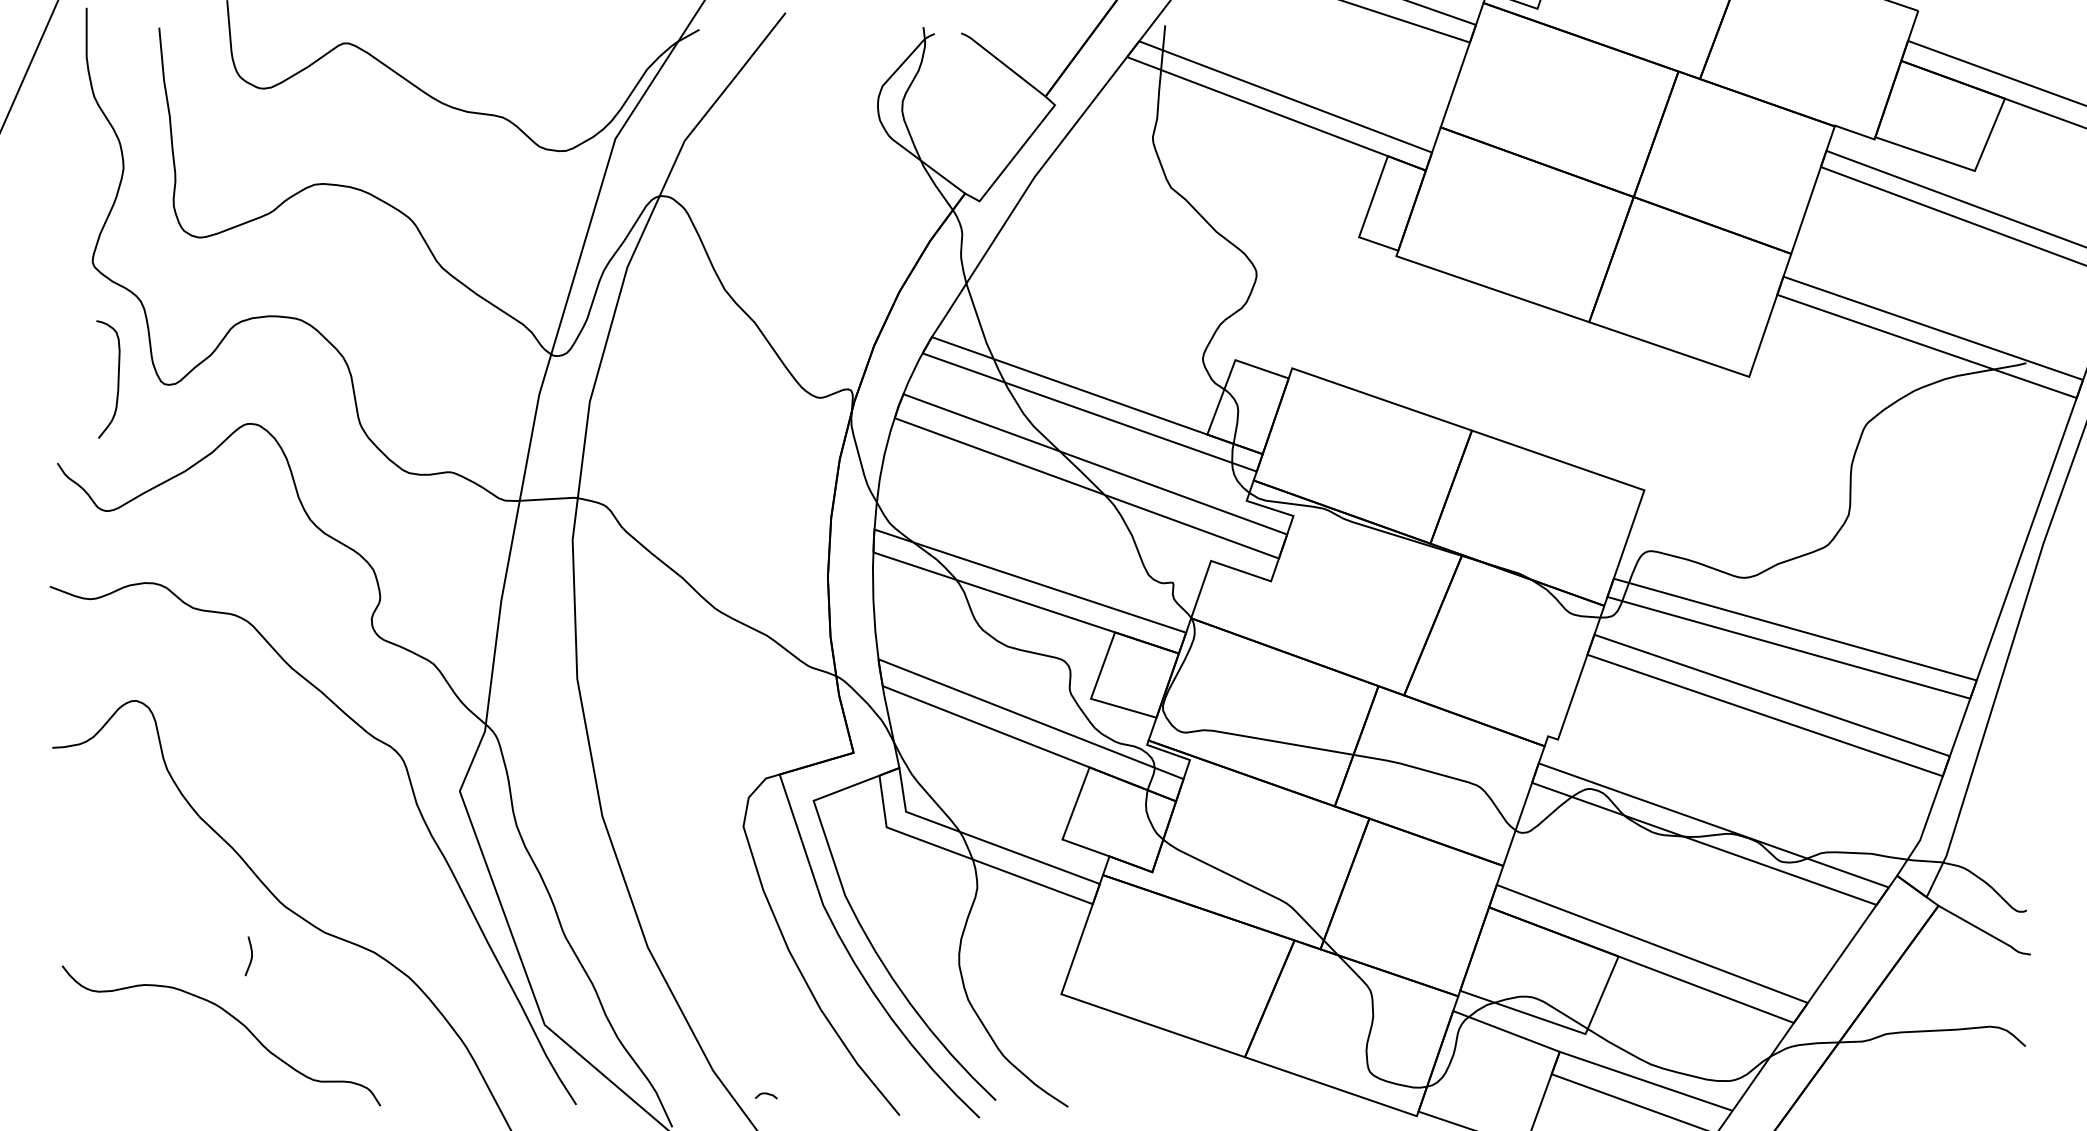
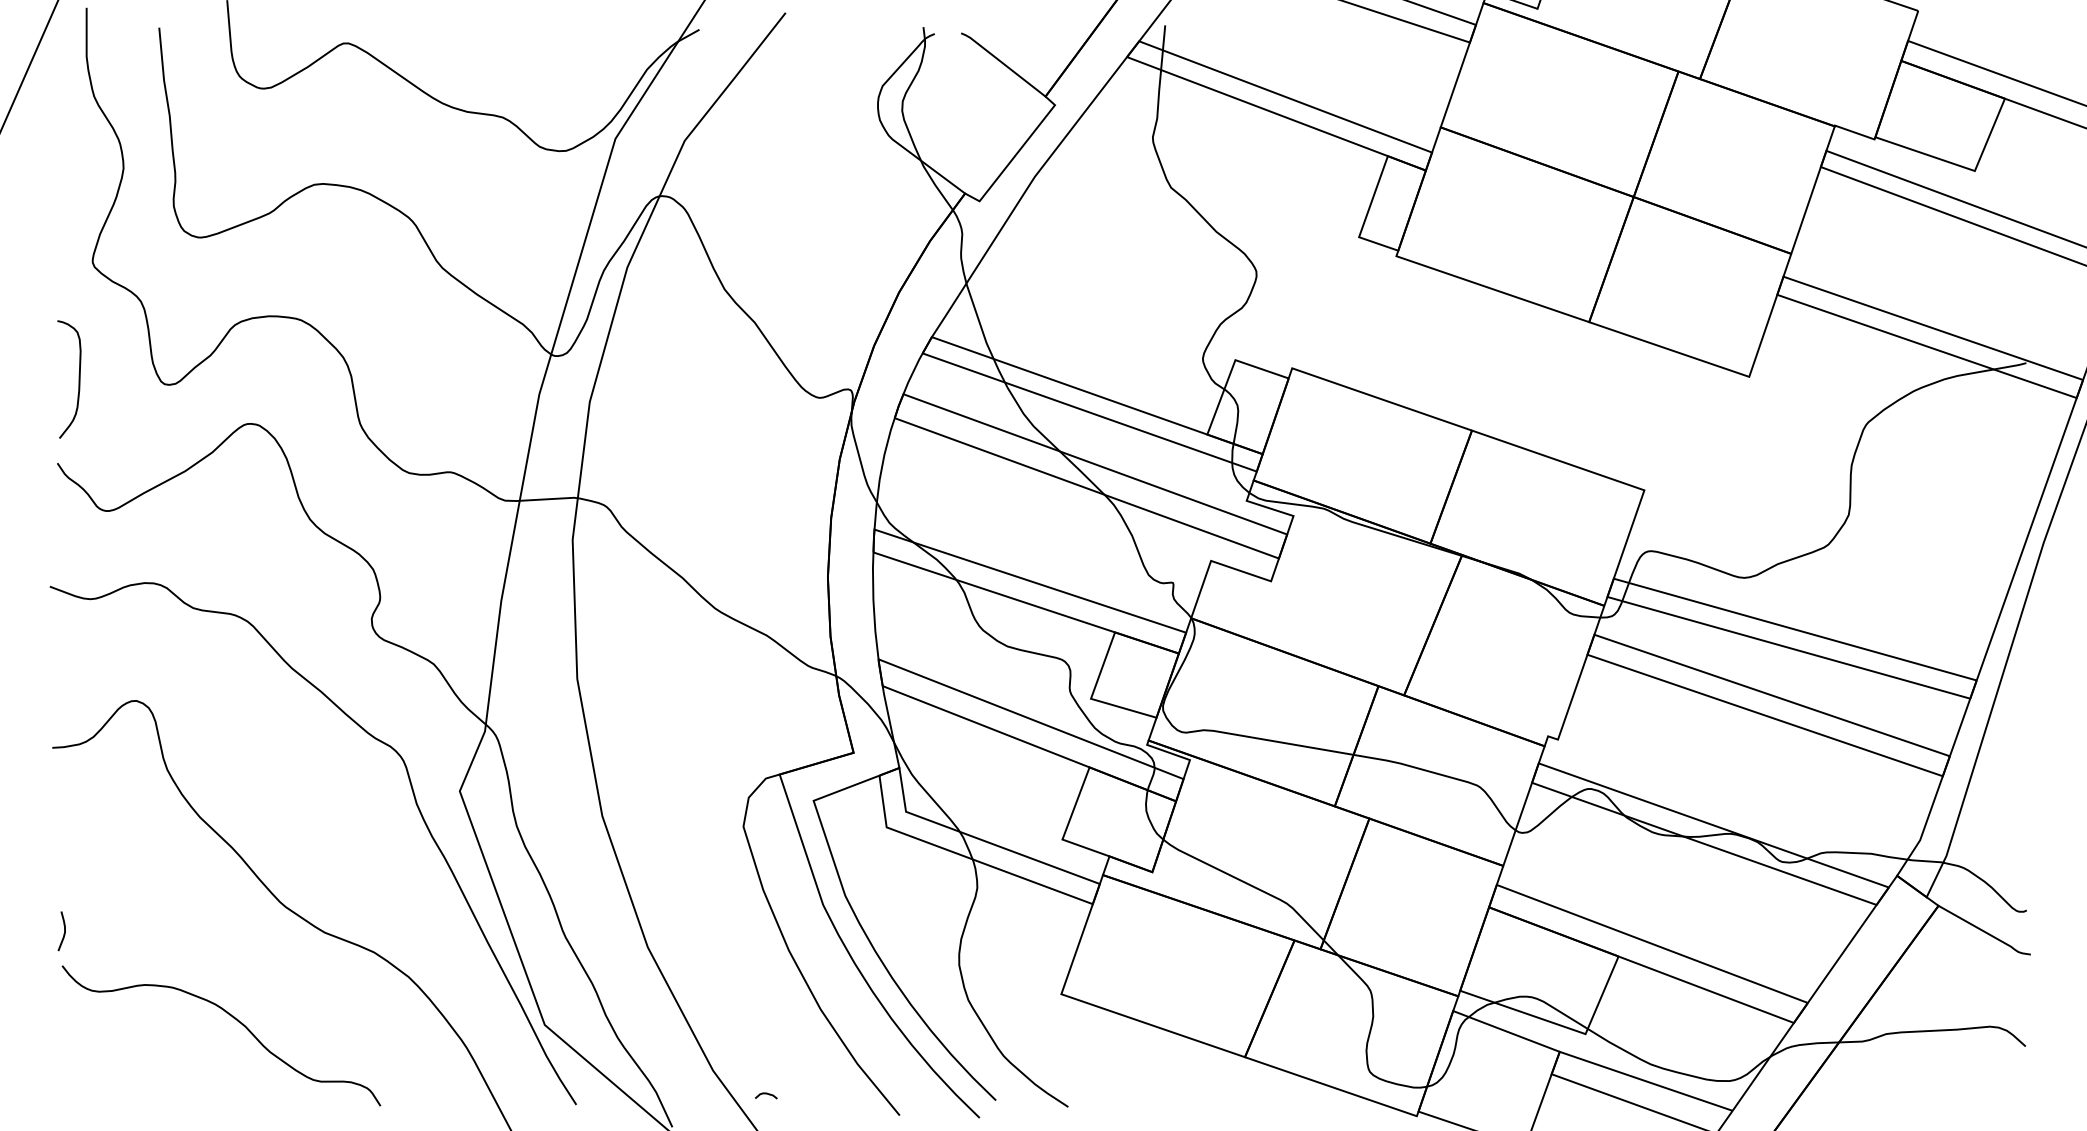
curve position: (117, 379) -> (78, 379) (78, 379)
curve position: (250, 958) -> (63, 933) (63, 933)
